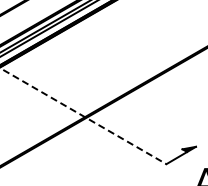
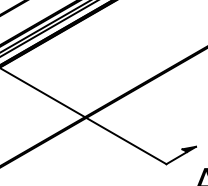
line: dashed -> solid (83, 116)
